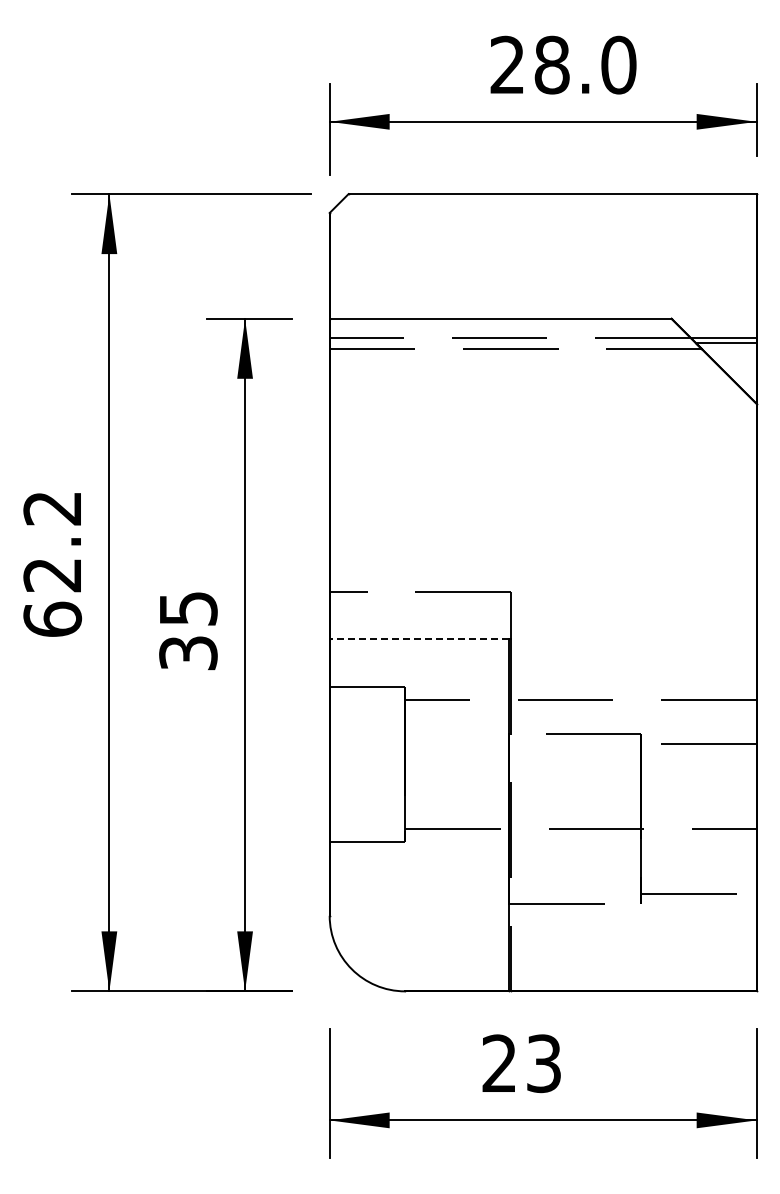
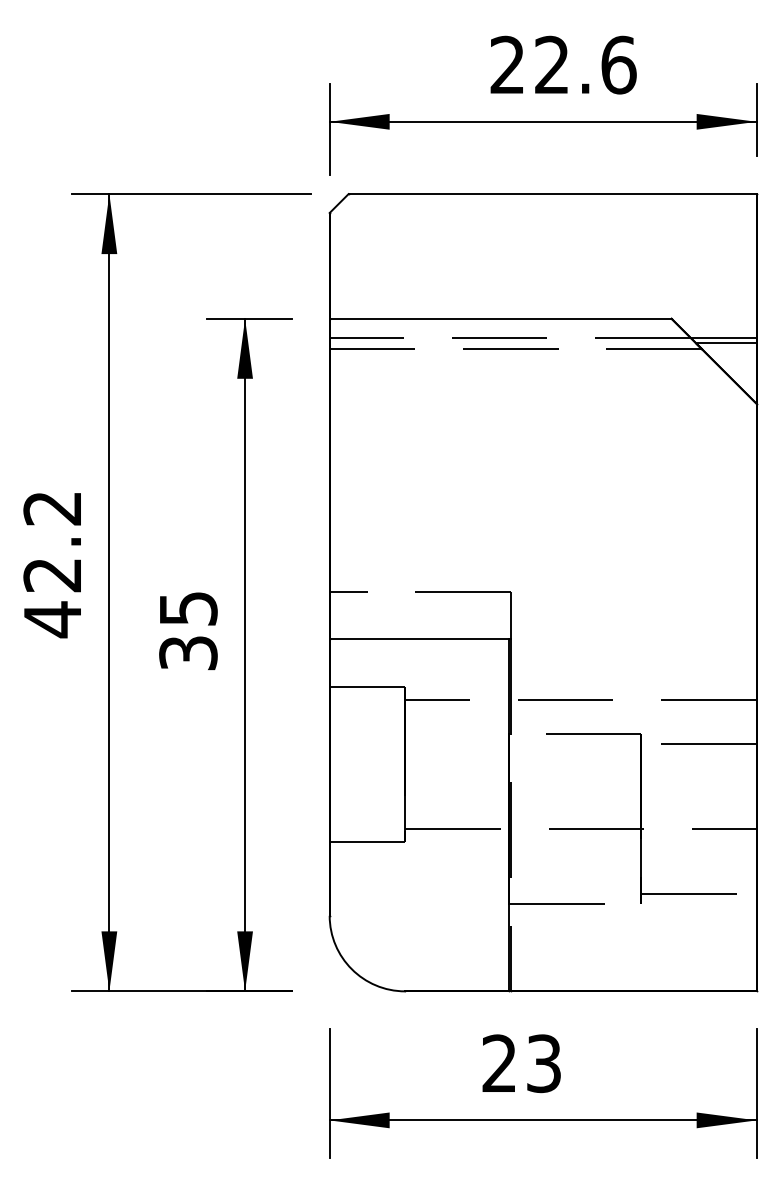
text: 28.0 -> 22.6 (585, 64)
text: 62.2 -> 42.2 (52, 619)
line: dashed -> solid (419, 639)
